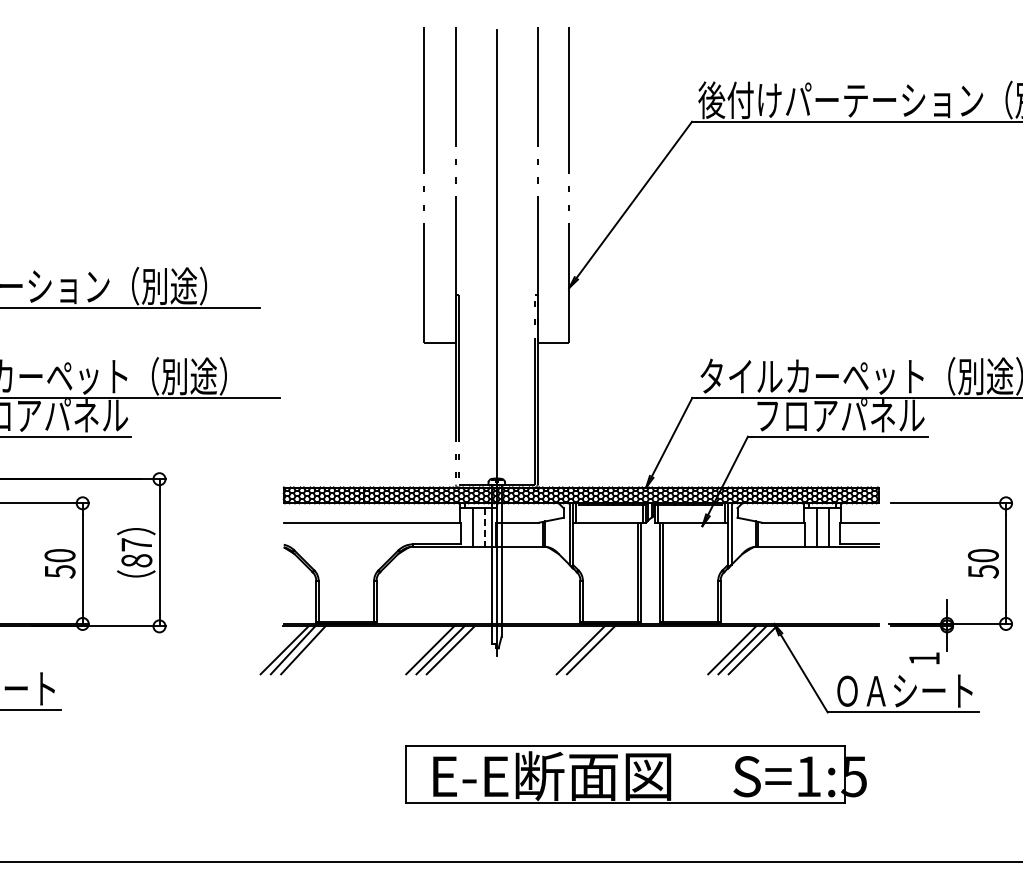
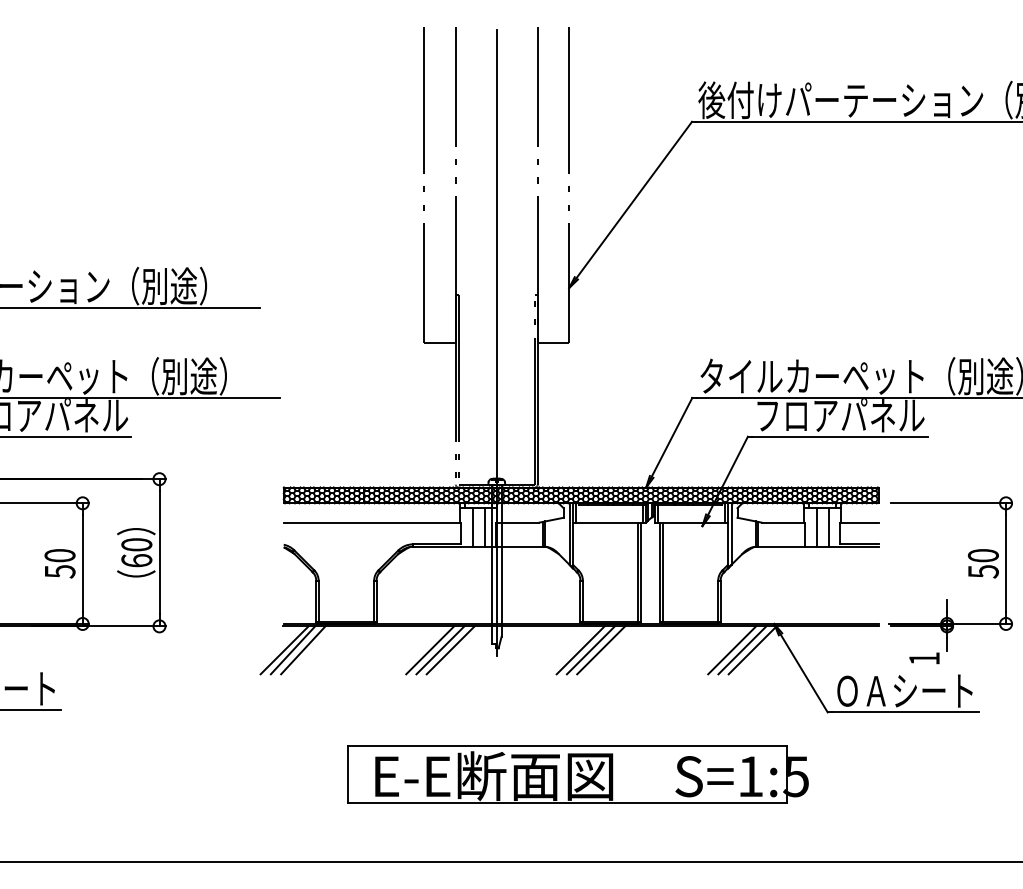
line: dashed -> solid (484, 527)
text: 87 -> 60 (136, 552)
line: none -> present (601, 650)
part position: (635, 774) -> (577, 774) (577, 774)
